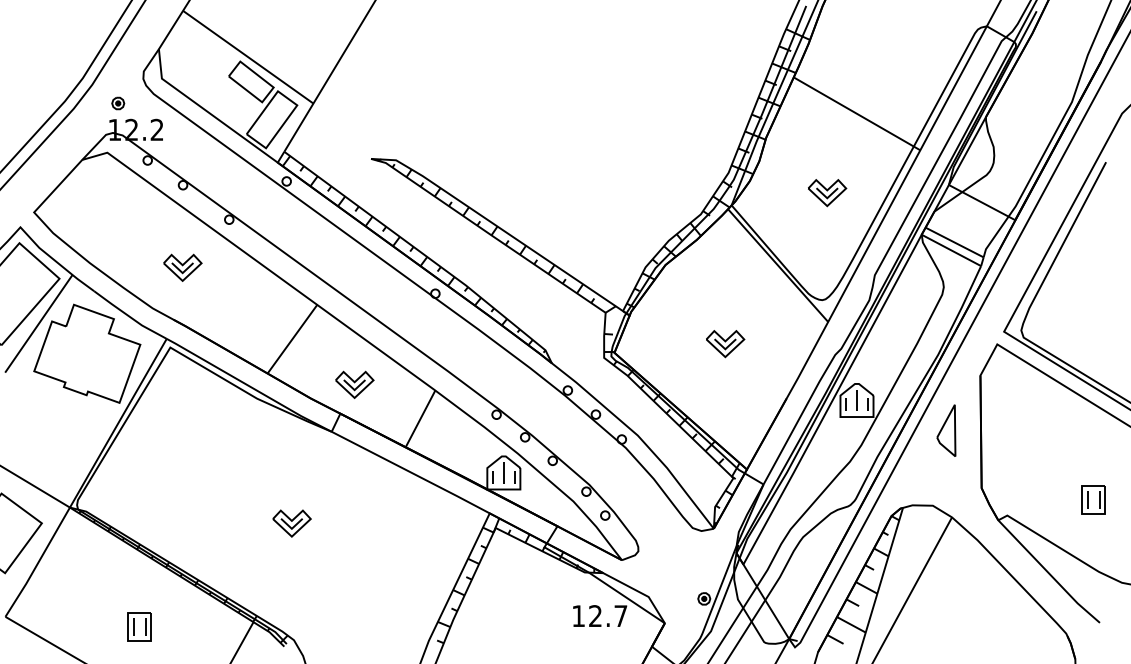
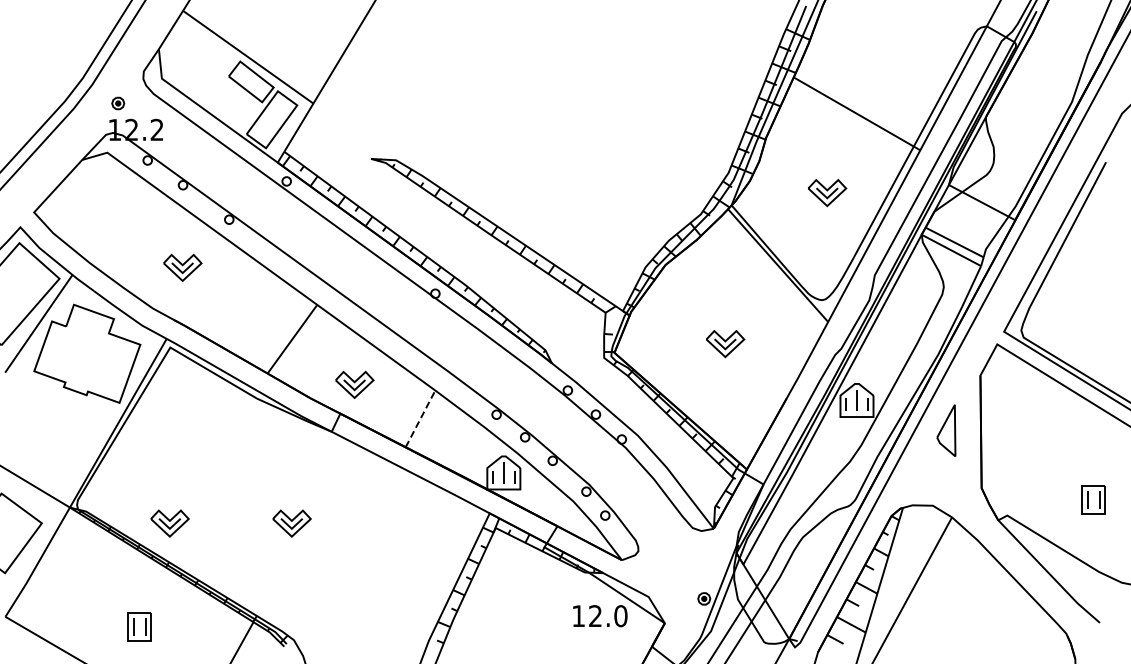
line: solid -> dashed (420, 418)
part: none -> present (169, 523)
text: 12.7 -> 12.0 (620, 616)
